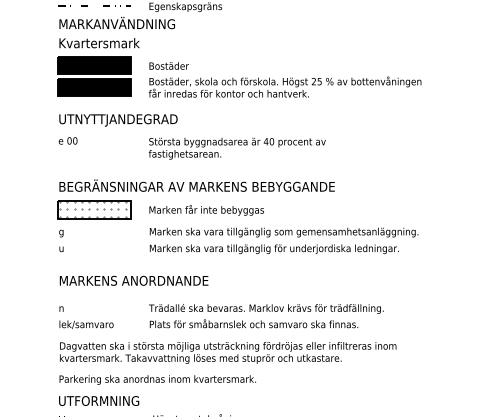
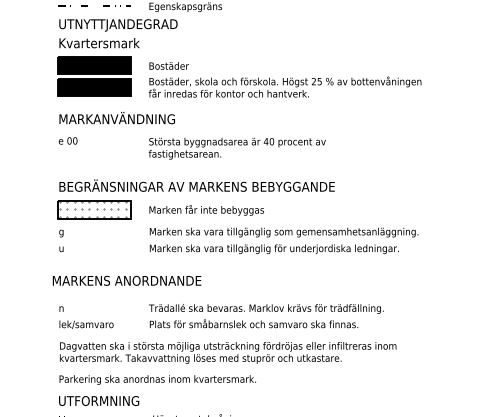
text: MARKANVÄNDNING -> UTNYTTJANDEGRAD (118, 23)
text: UTNYTTJANDEGRAD -> MARKANVÄNDNING (118, 118)
text position: (133, 280) -> (126, 280) (126, 280)
